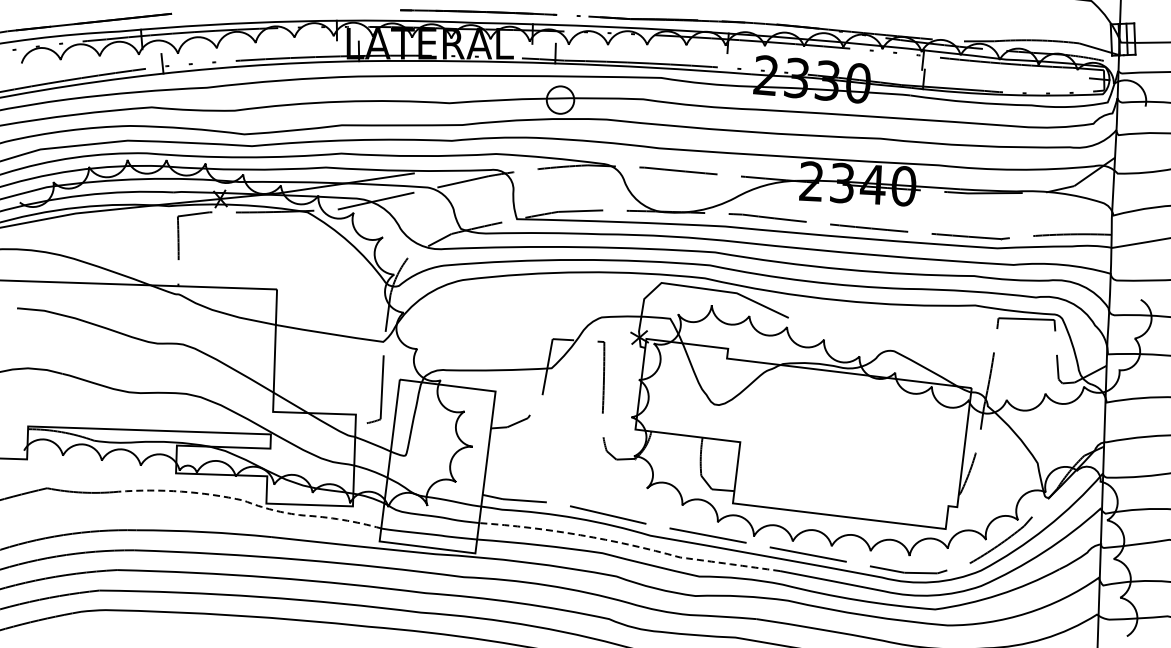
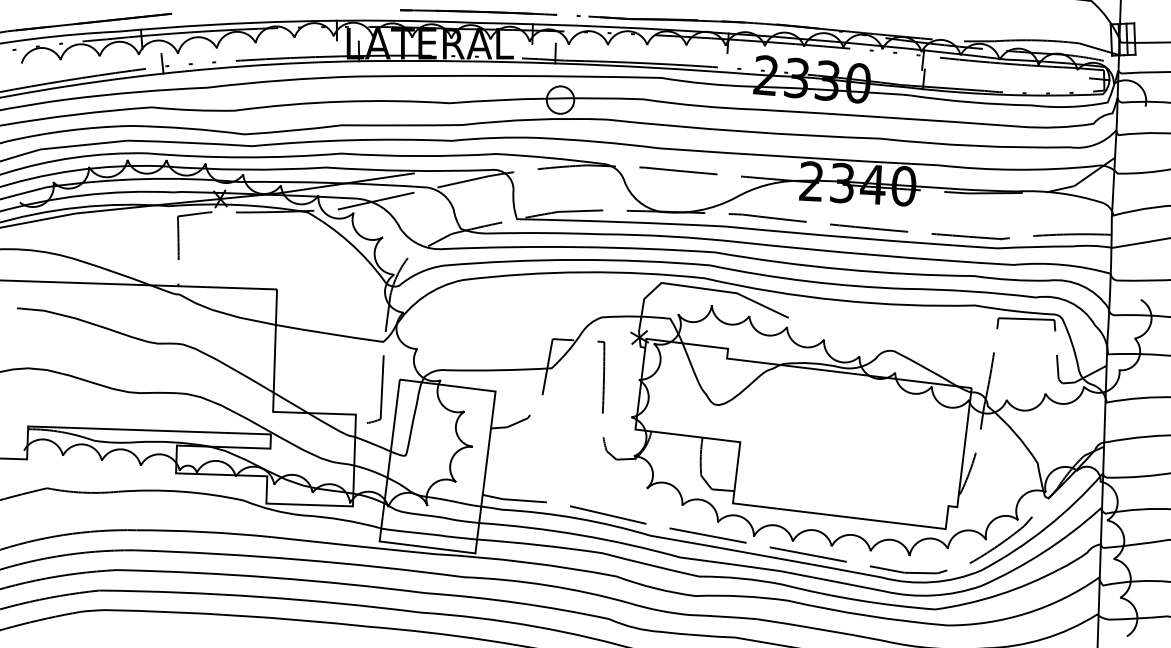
line: dashed -> solid (250, 503)
line: dashed -> solid (630, 545)
